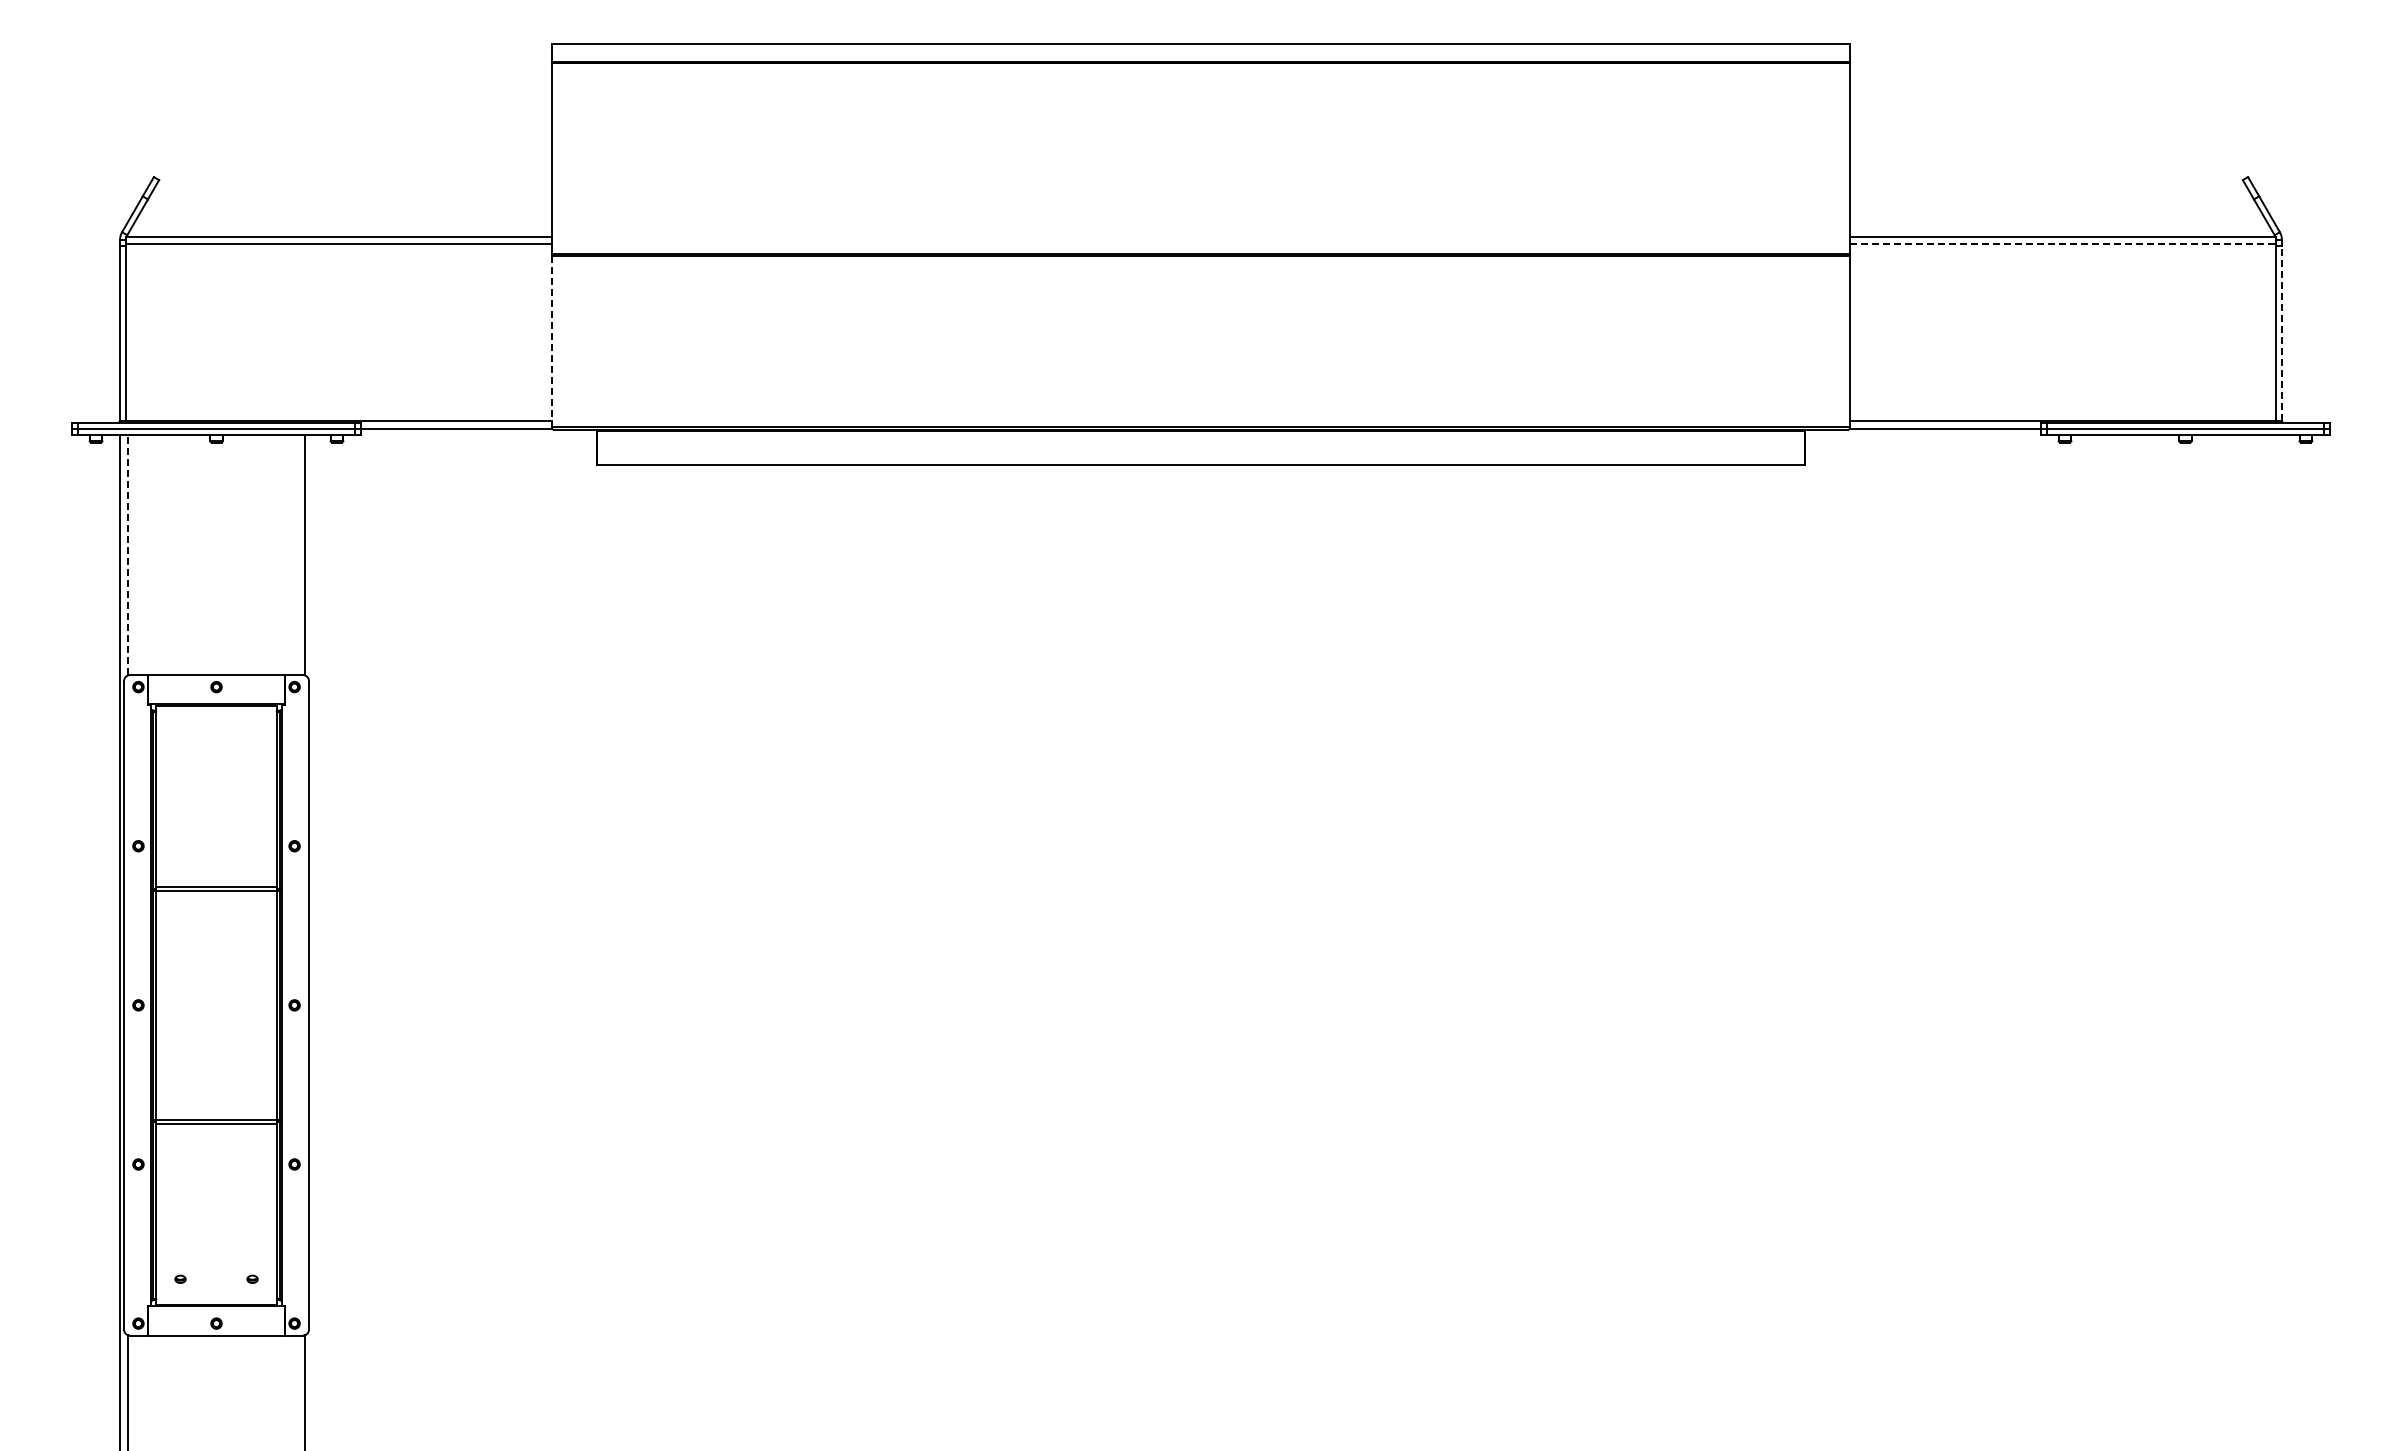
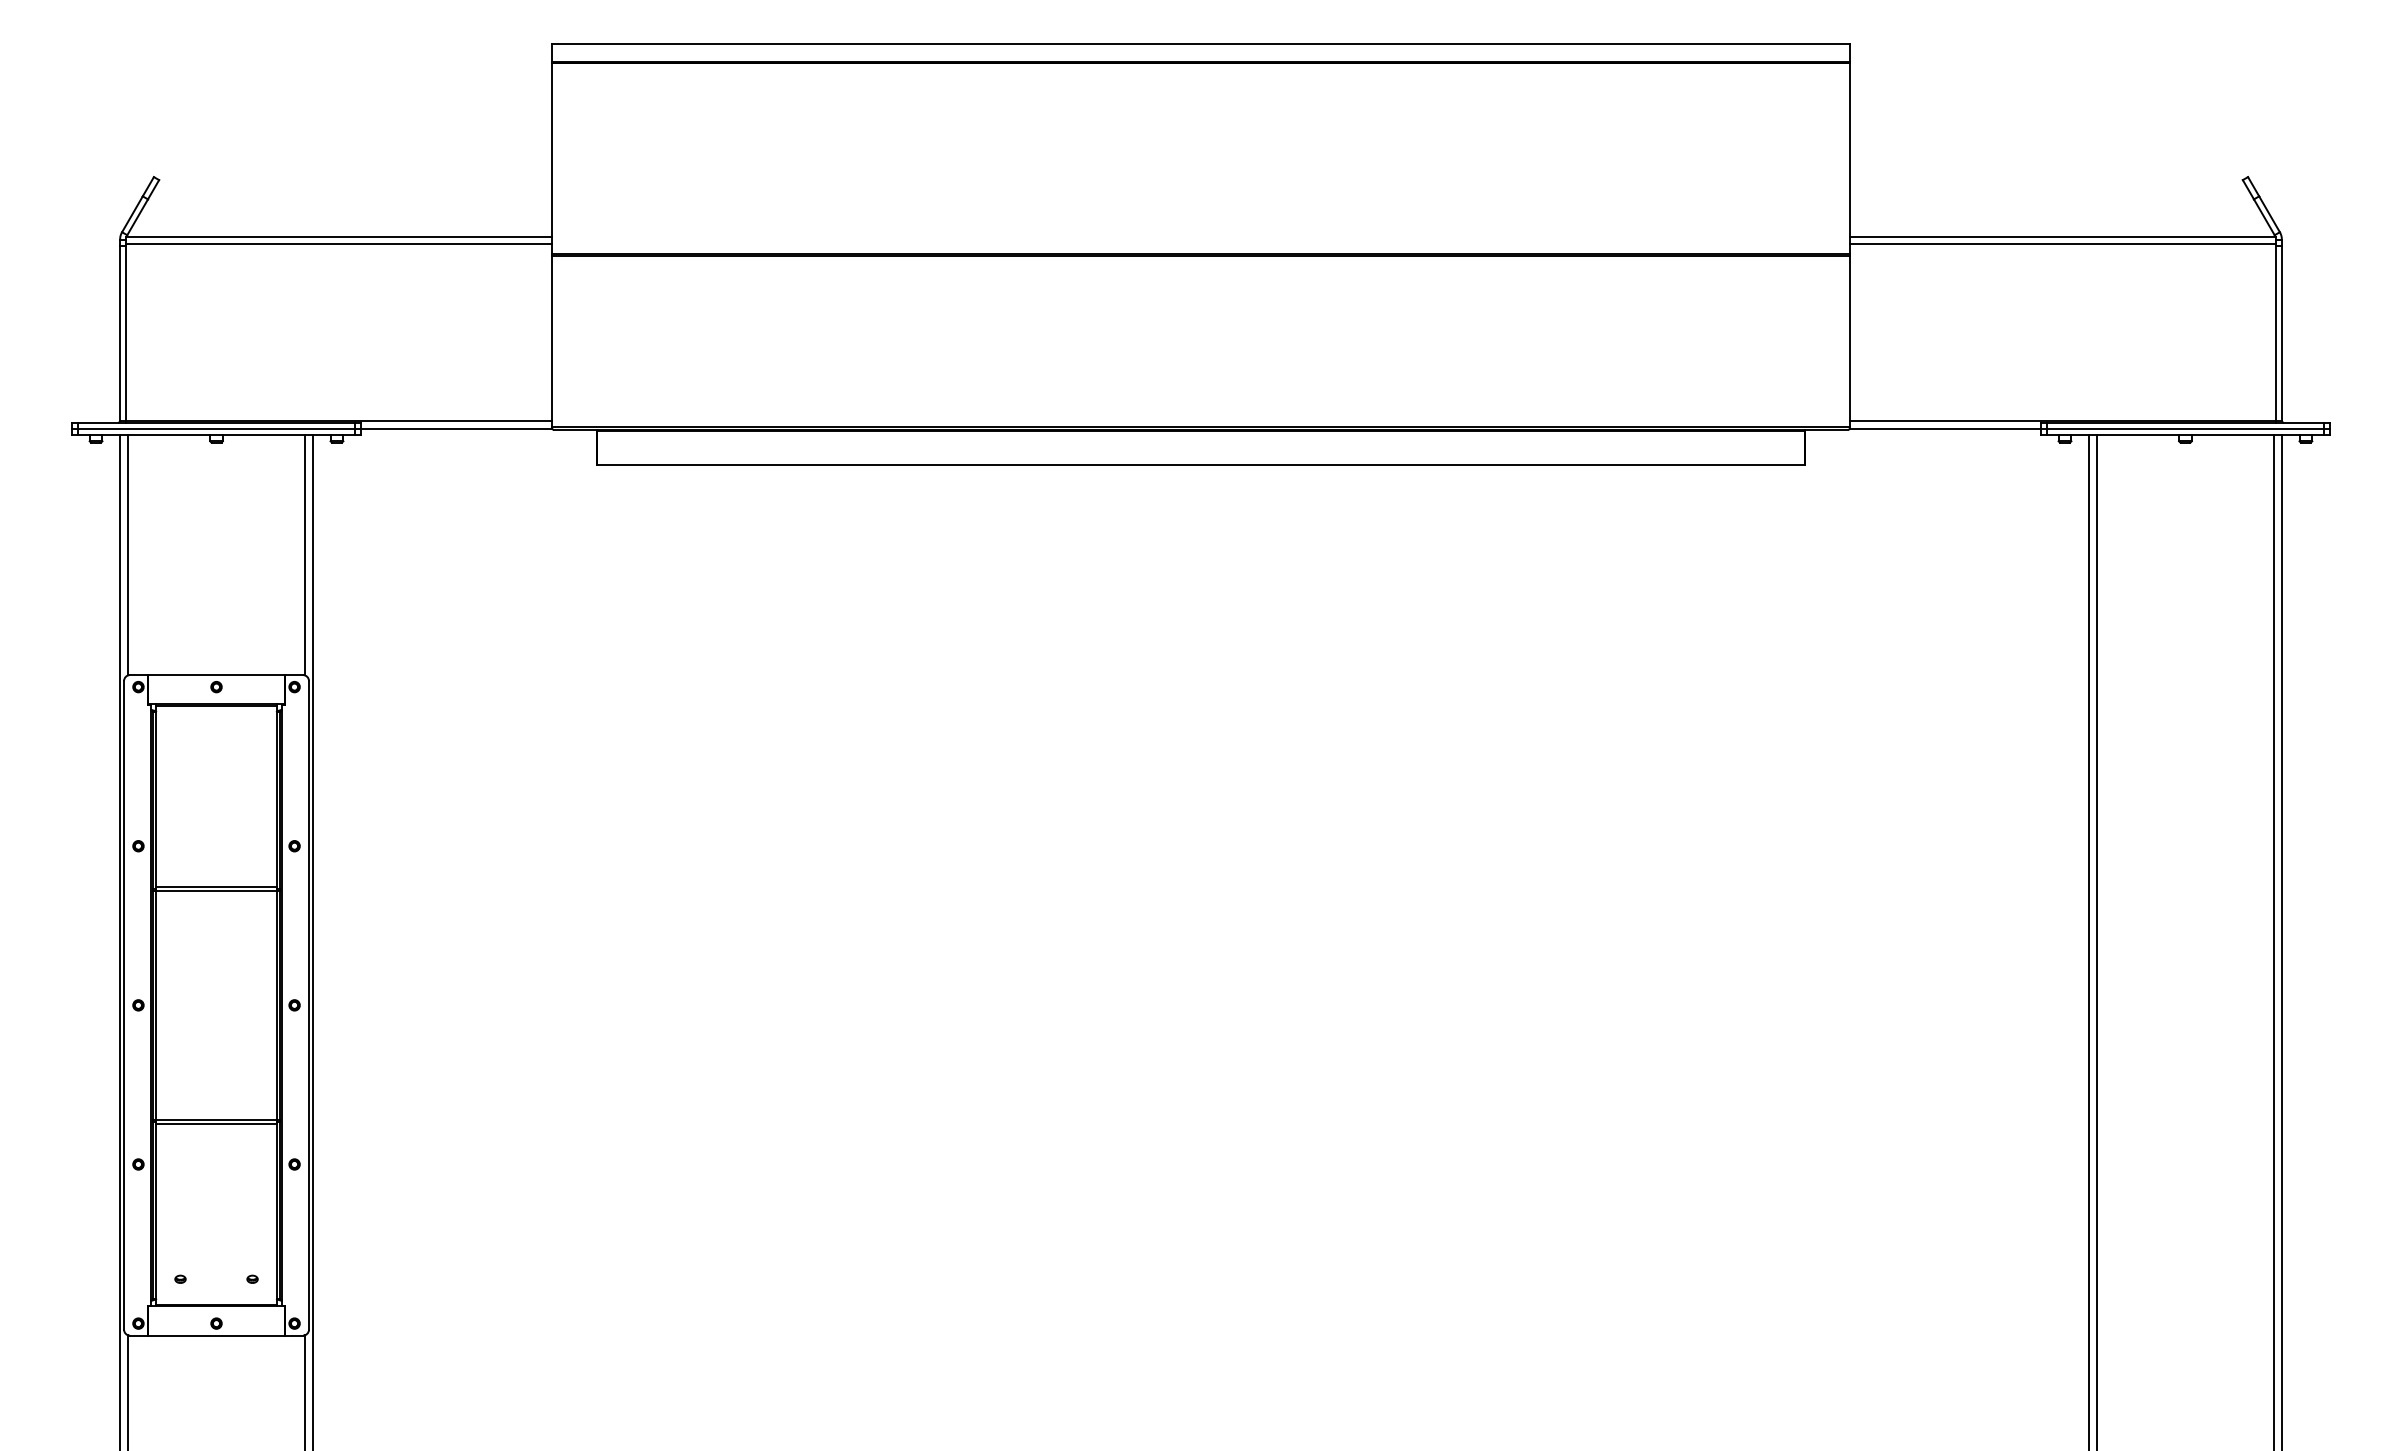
line: dashed -> solid (2063, 244)
line: dashed -> solid (2281, 332)
line: dashed -> solid (552, 342)
line: dashed -> solid (127, 554)
line: none -> present (312, 940)
line: none -> present (2089, 940)
line: none -> present (2096, 940)
line: none -> present (2274, 940)
line: none -> present (2281, 940)
